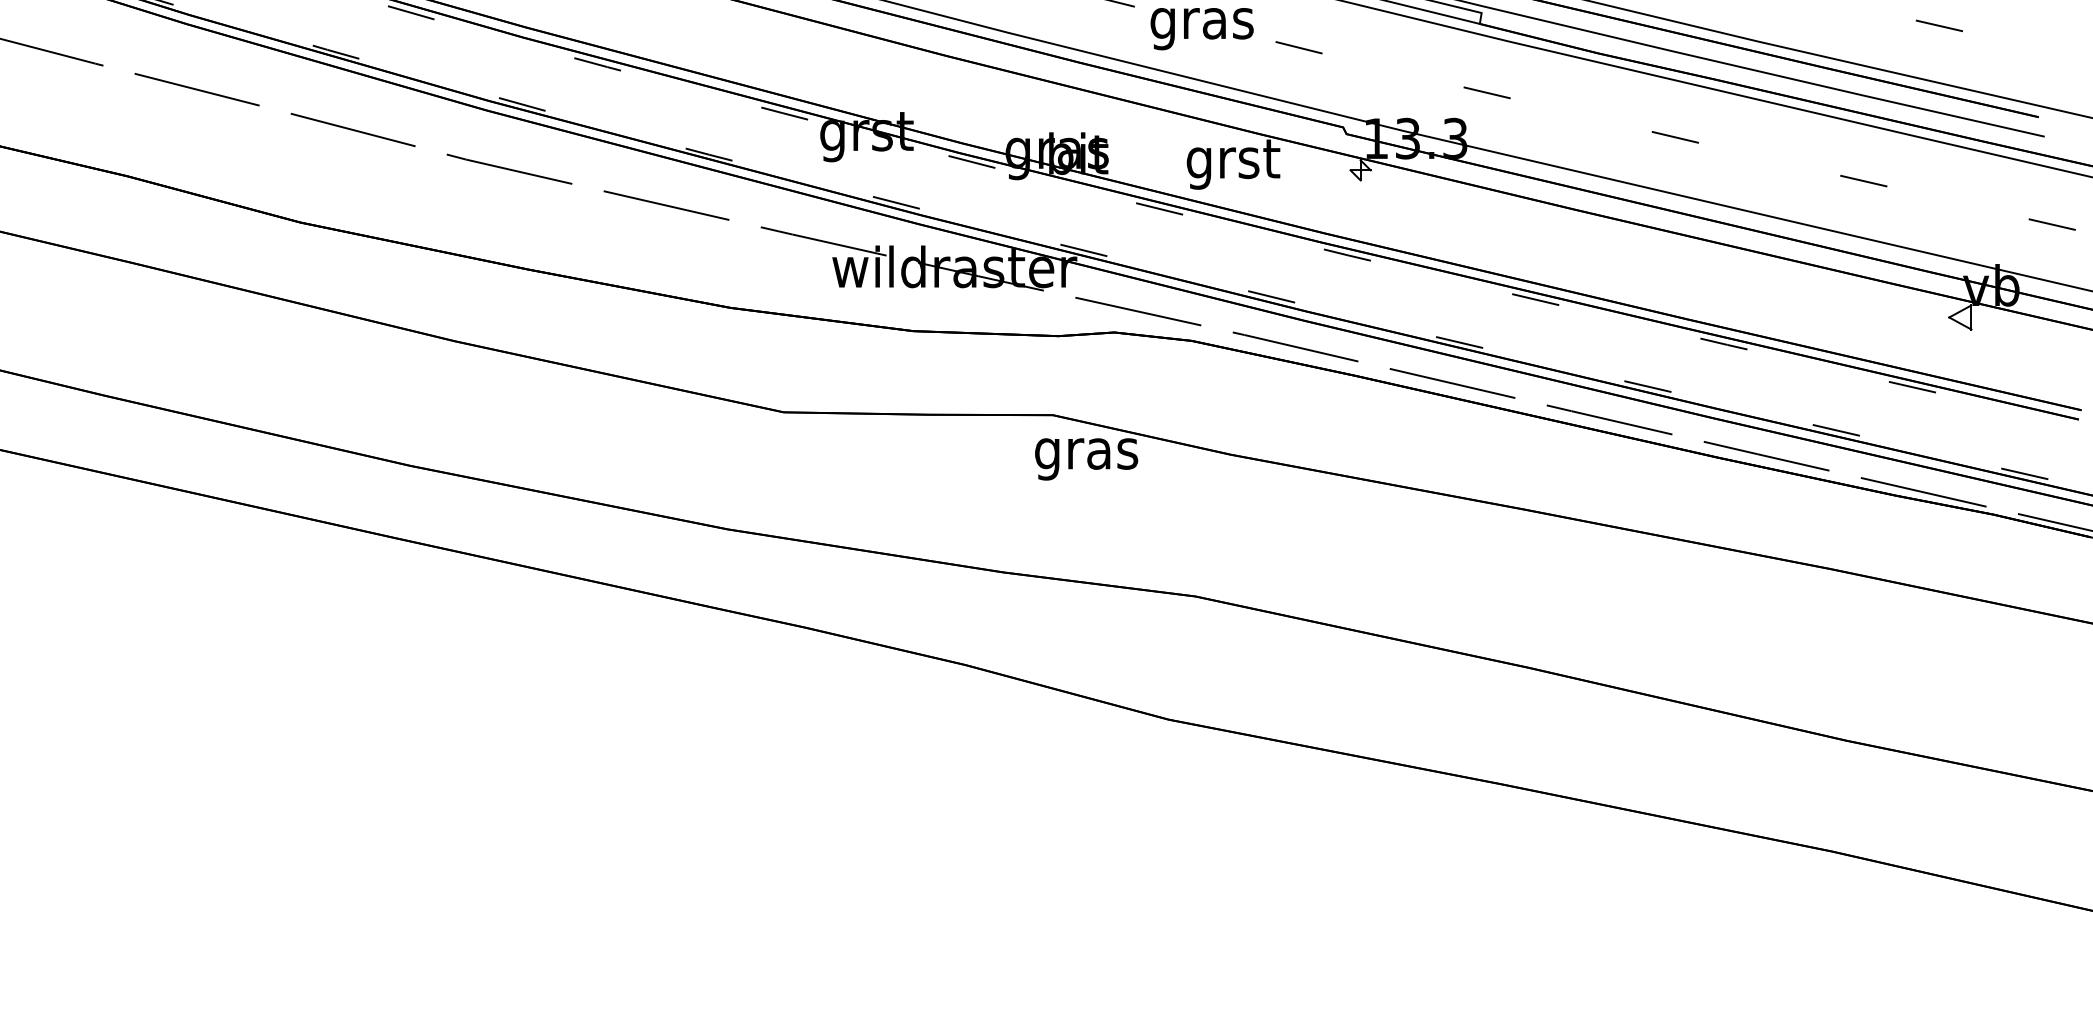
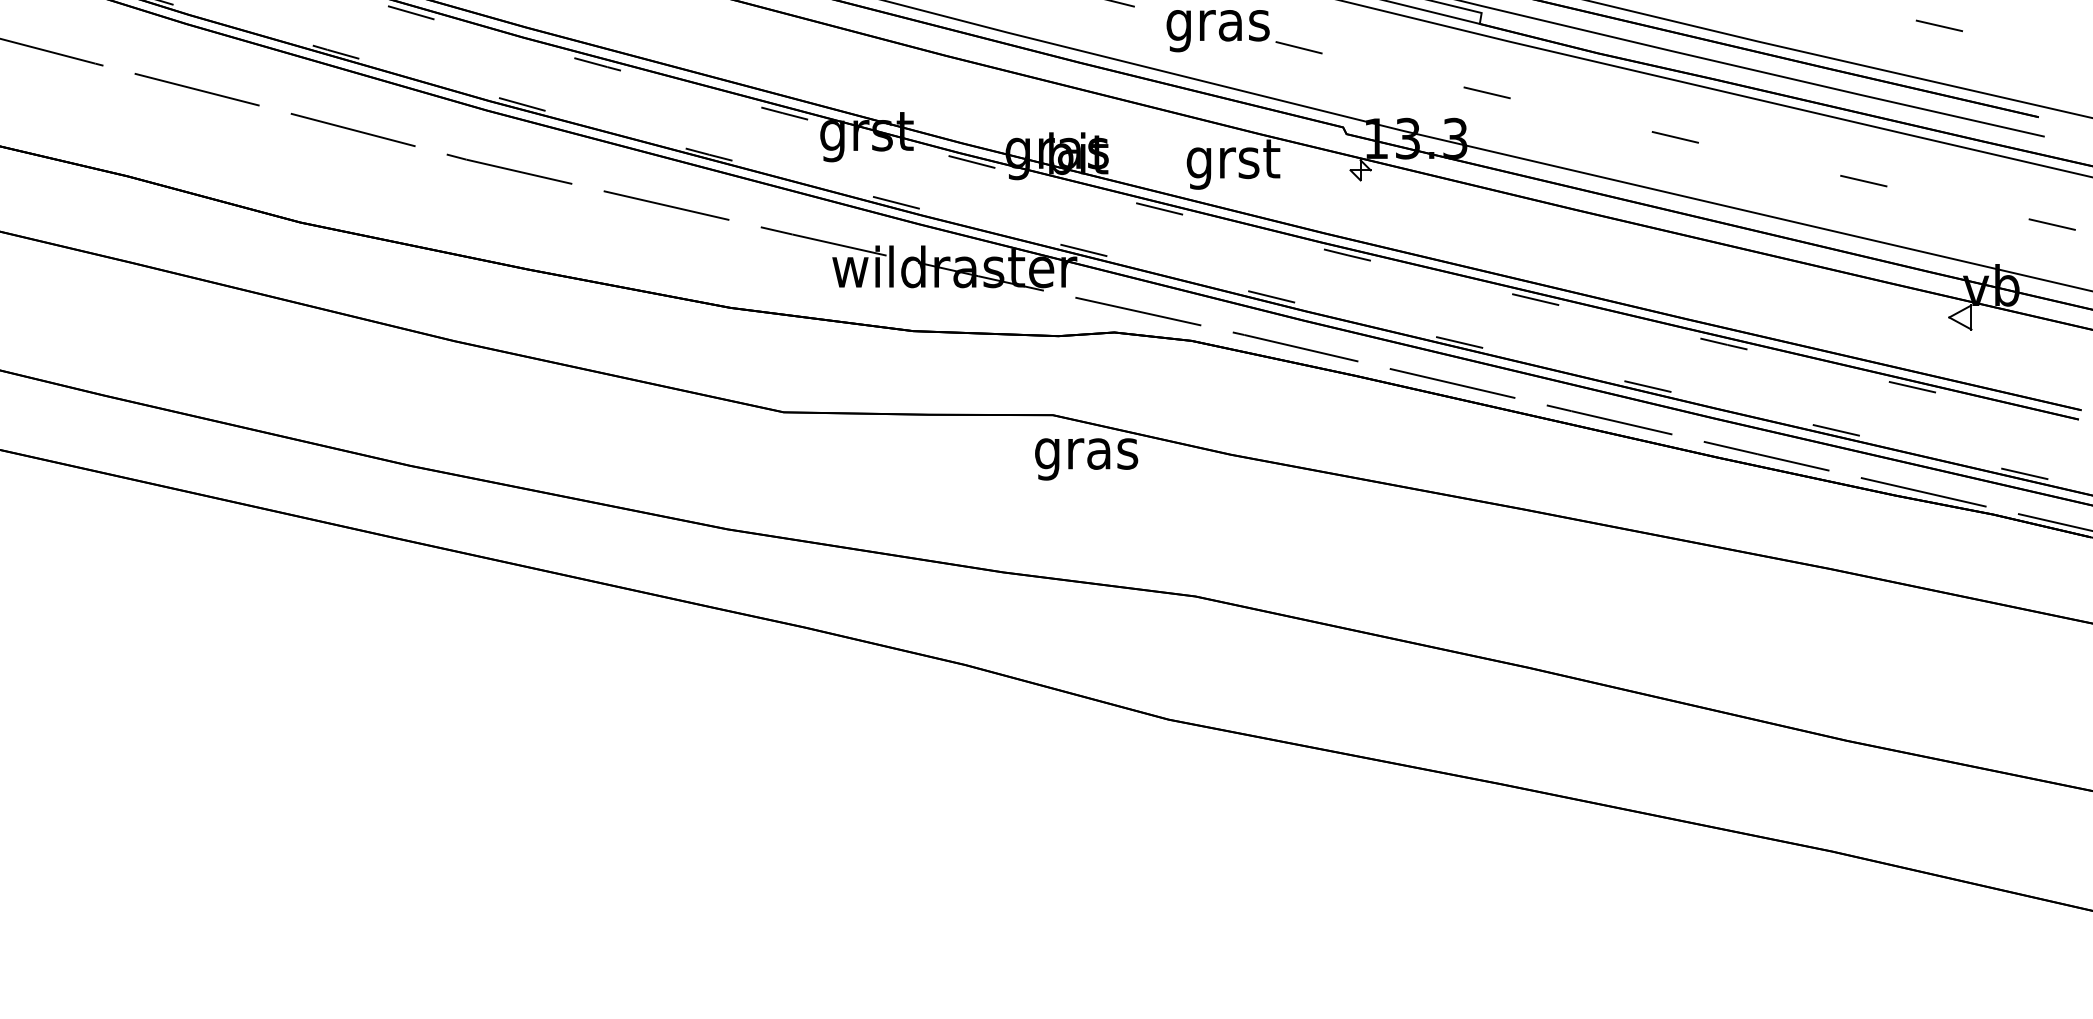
text position: (1201, 29) -> (1217, 31) (1217, 31)
